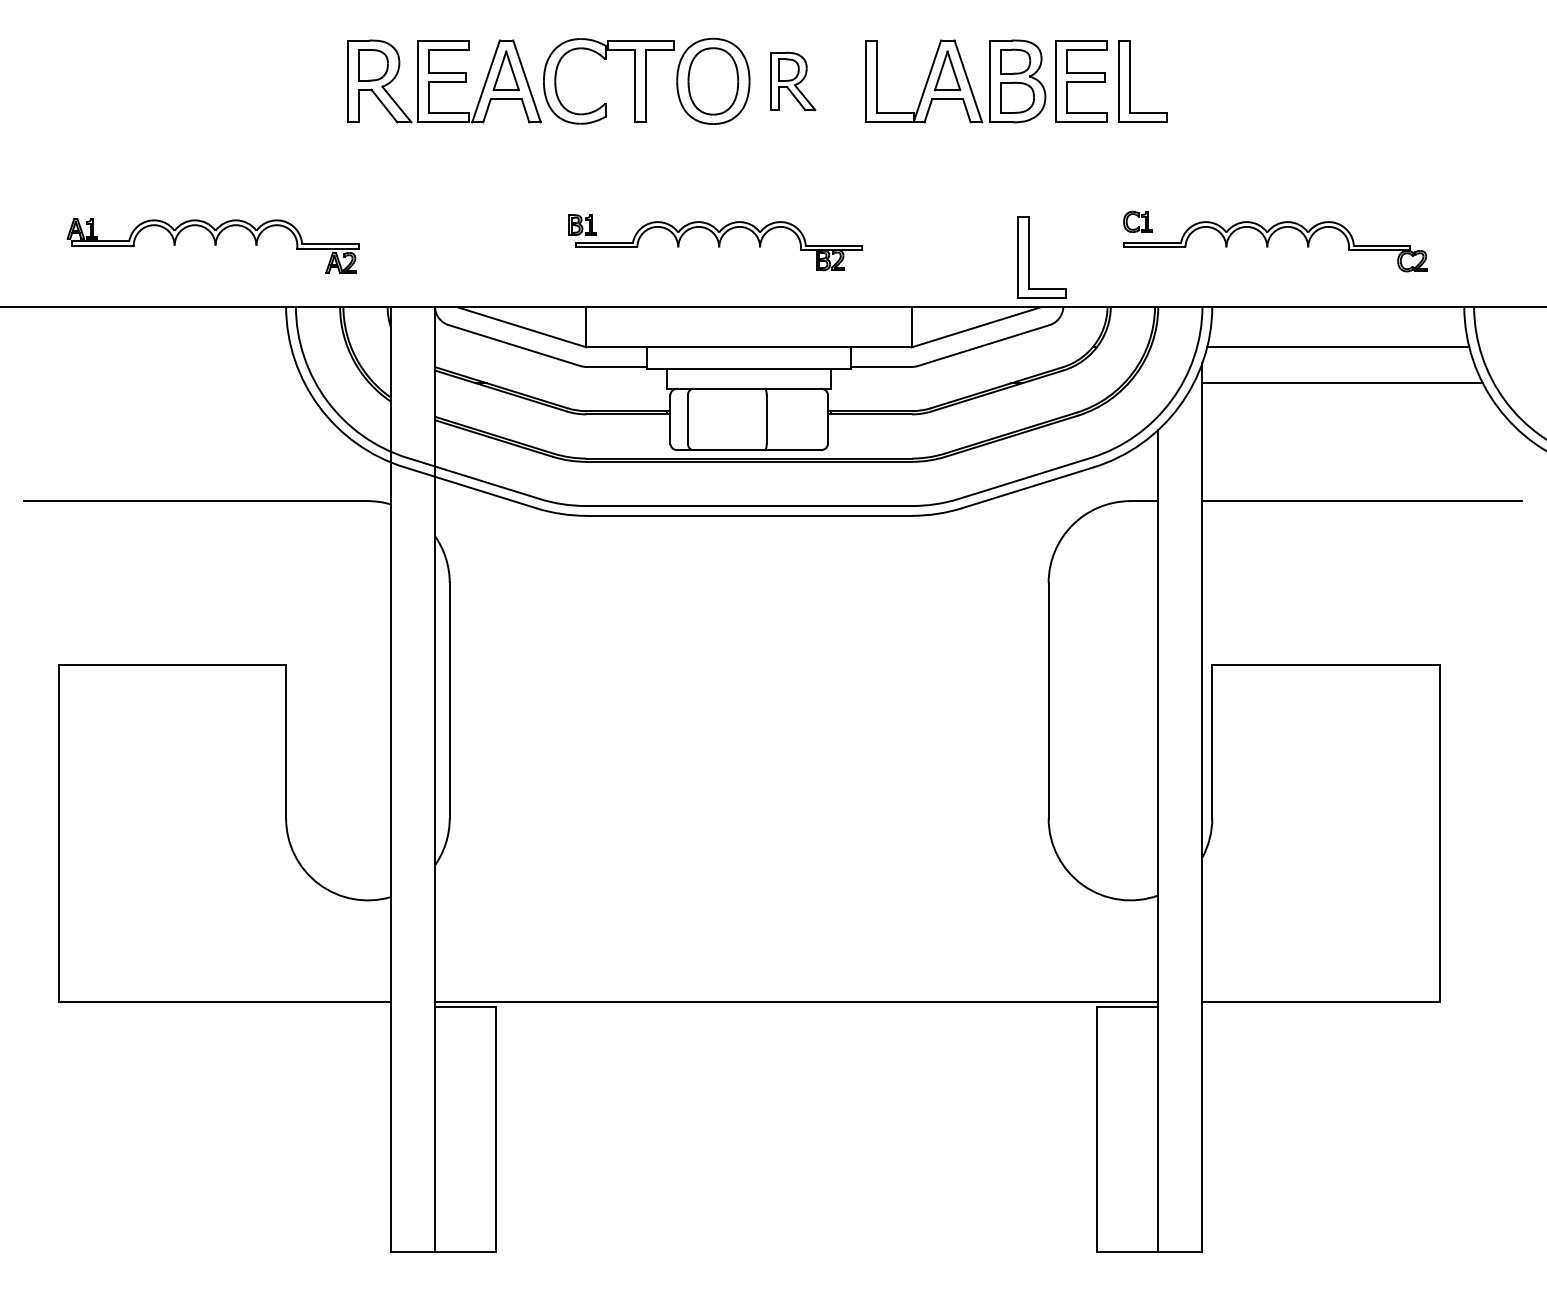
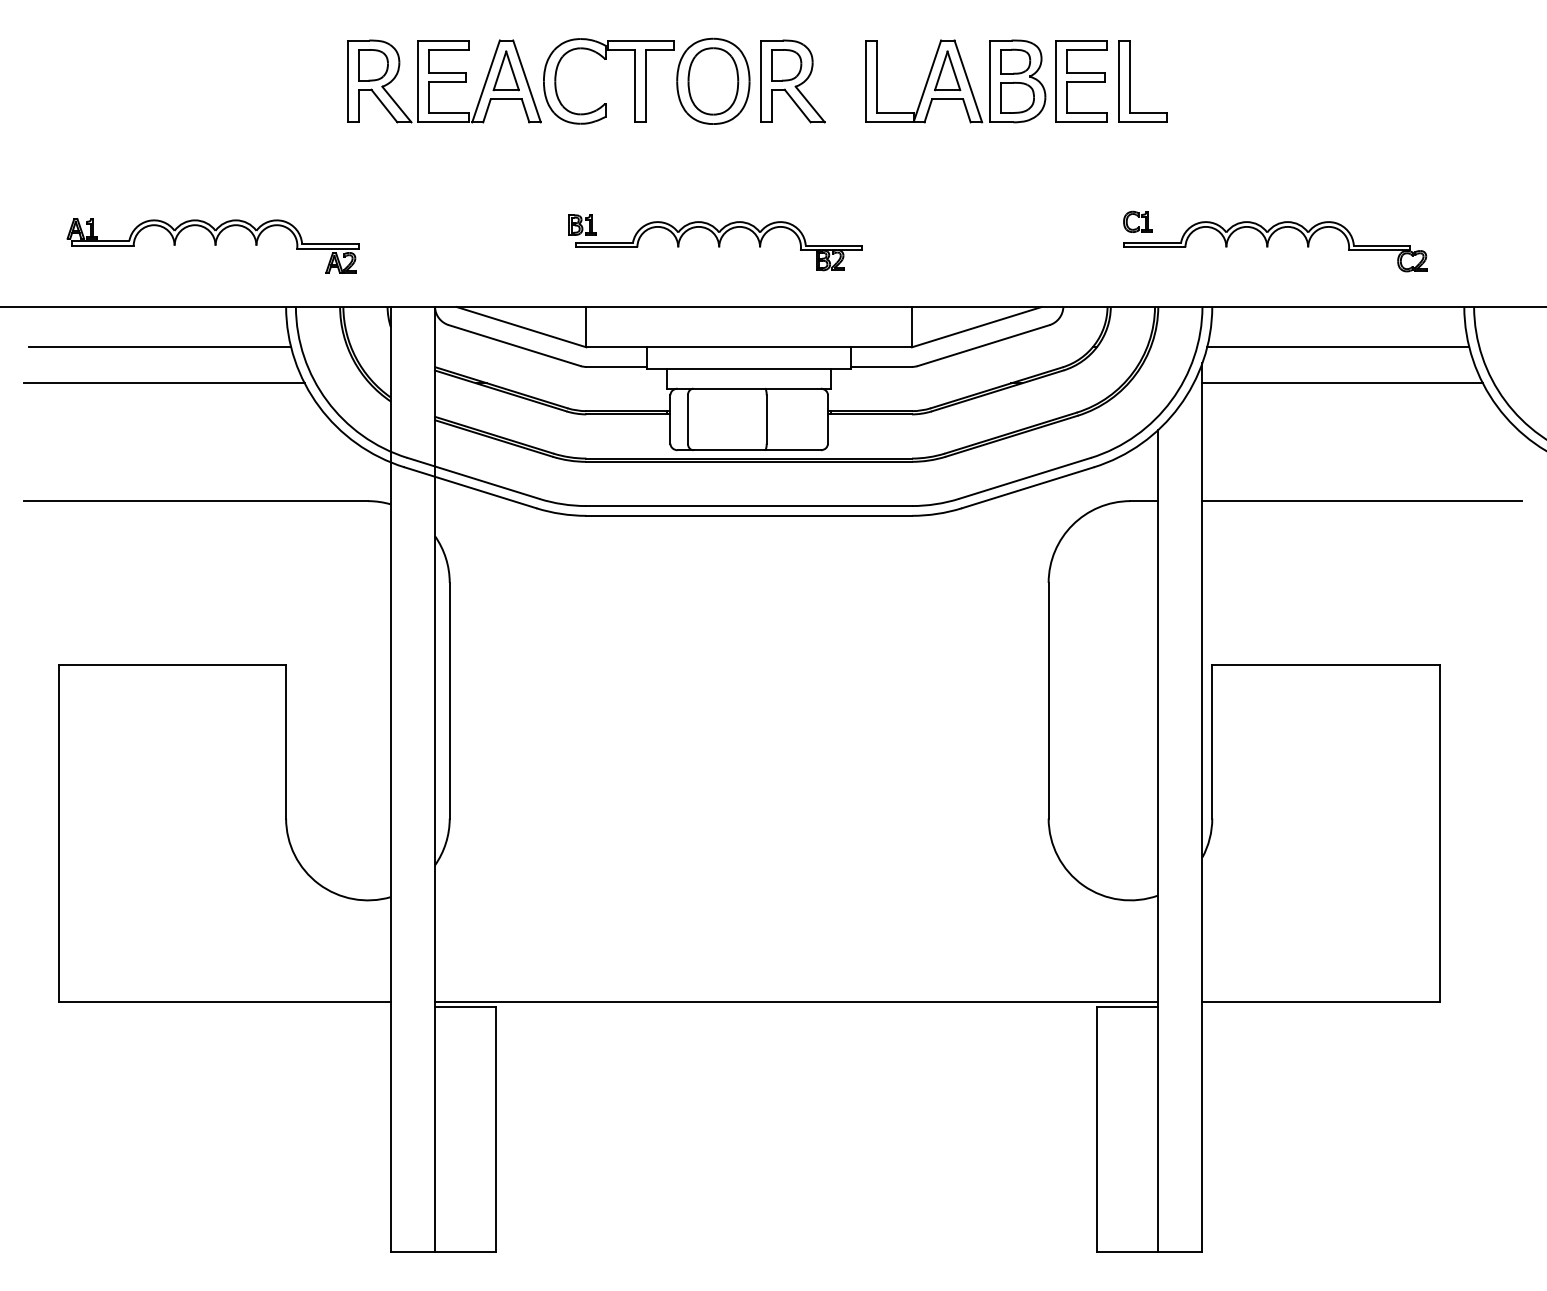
part size: 47x61 px -> 66x85 px (792, 81)
part: present -> none (1029, 257)
line: none -> present (160, 347)
line: none -> present (164, 383)
